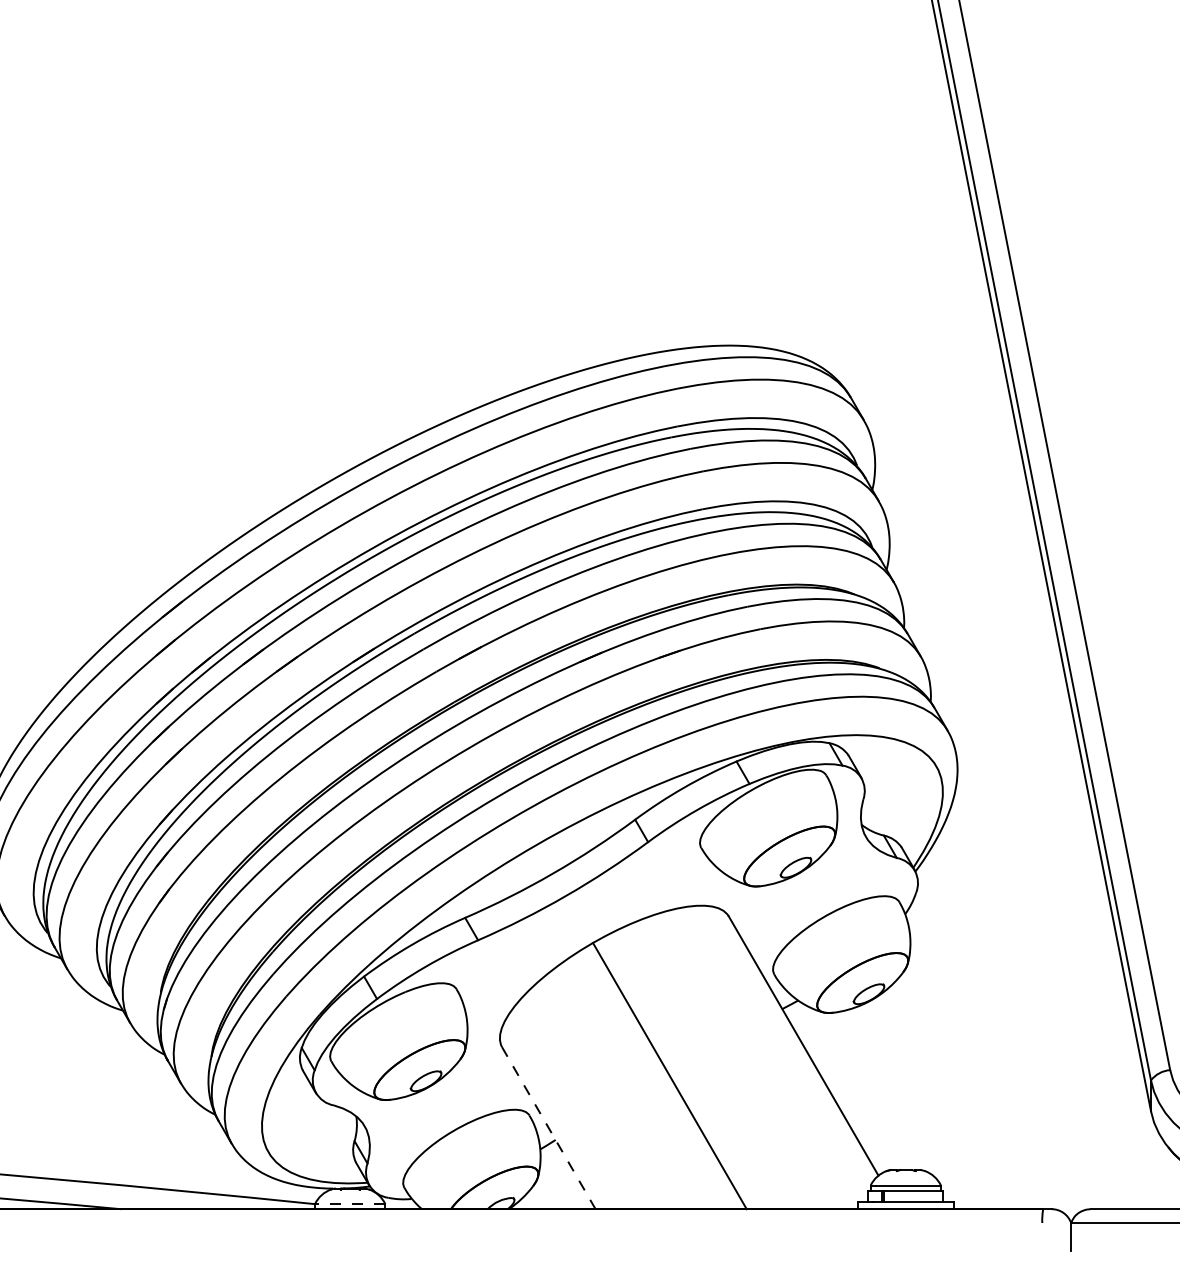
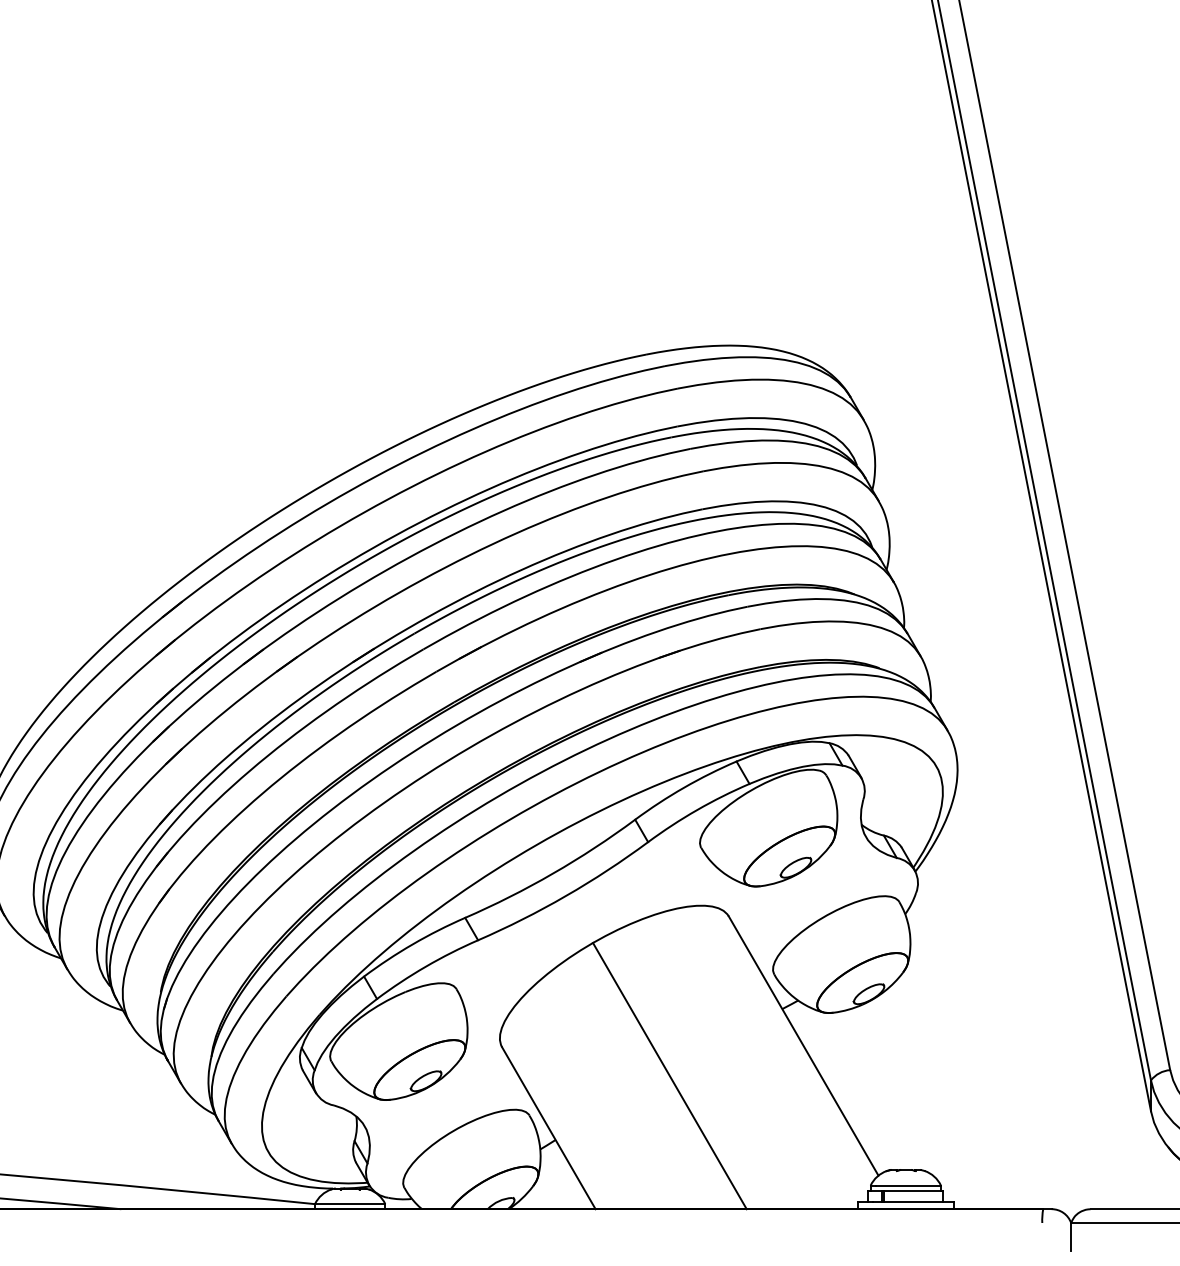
line: dashed -> solid (548, 1128)
line: dashed -> solid (349, 1204)
